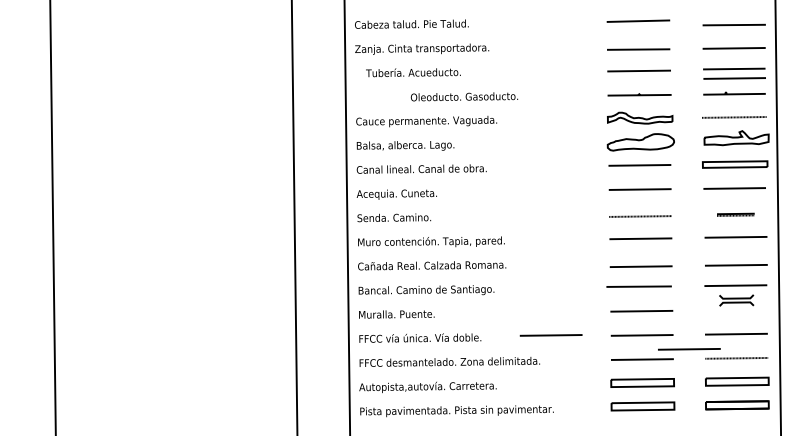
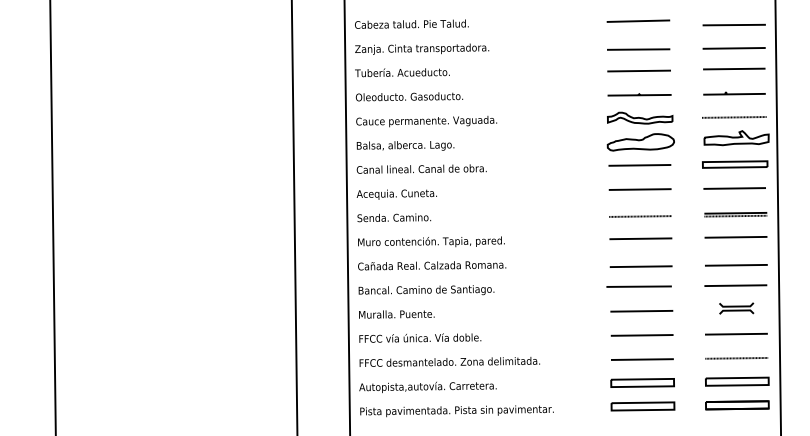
text position: (413, 72) -> (402, 72) (402, 72)
line: present -> none (734, 78)
text position: (464, 96) -> (409, 96) (409, 96)
part size: 38x5 px -> 64x6 px (735, 214)
part position: (736, 300) -> (736, 308) (736, 308)
line: present -> none (550, 335)
line: present -> none (689, 349)
